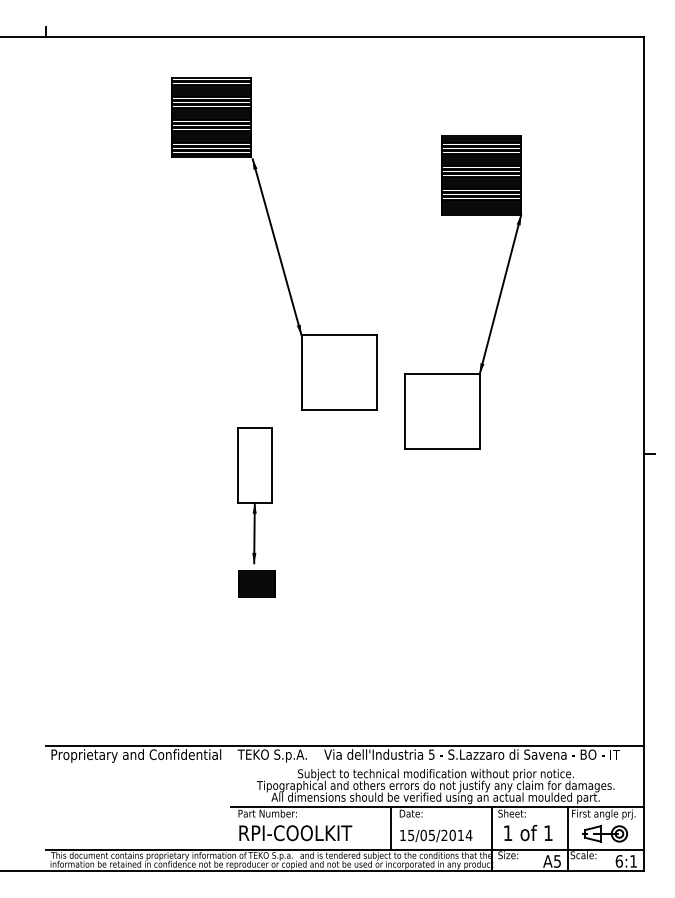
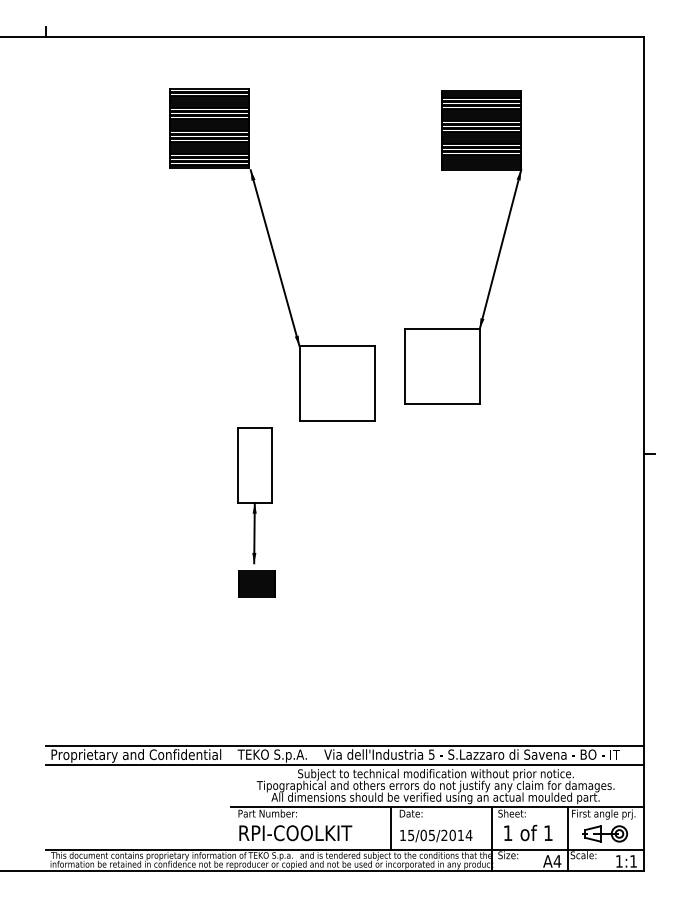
part position: (274, 243) -> (272, 254) (272, 254)
part position: (497, 301) -> (497, 256) (497, 256)
line: none -> present (345, 764)
text: A5 -> A4 (557, 861)
text: 6:1 -> 1:1 (618, 861)
